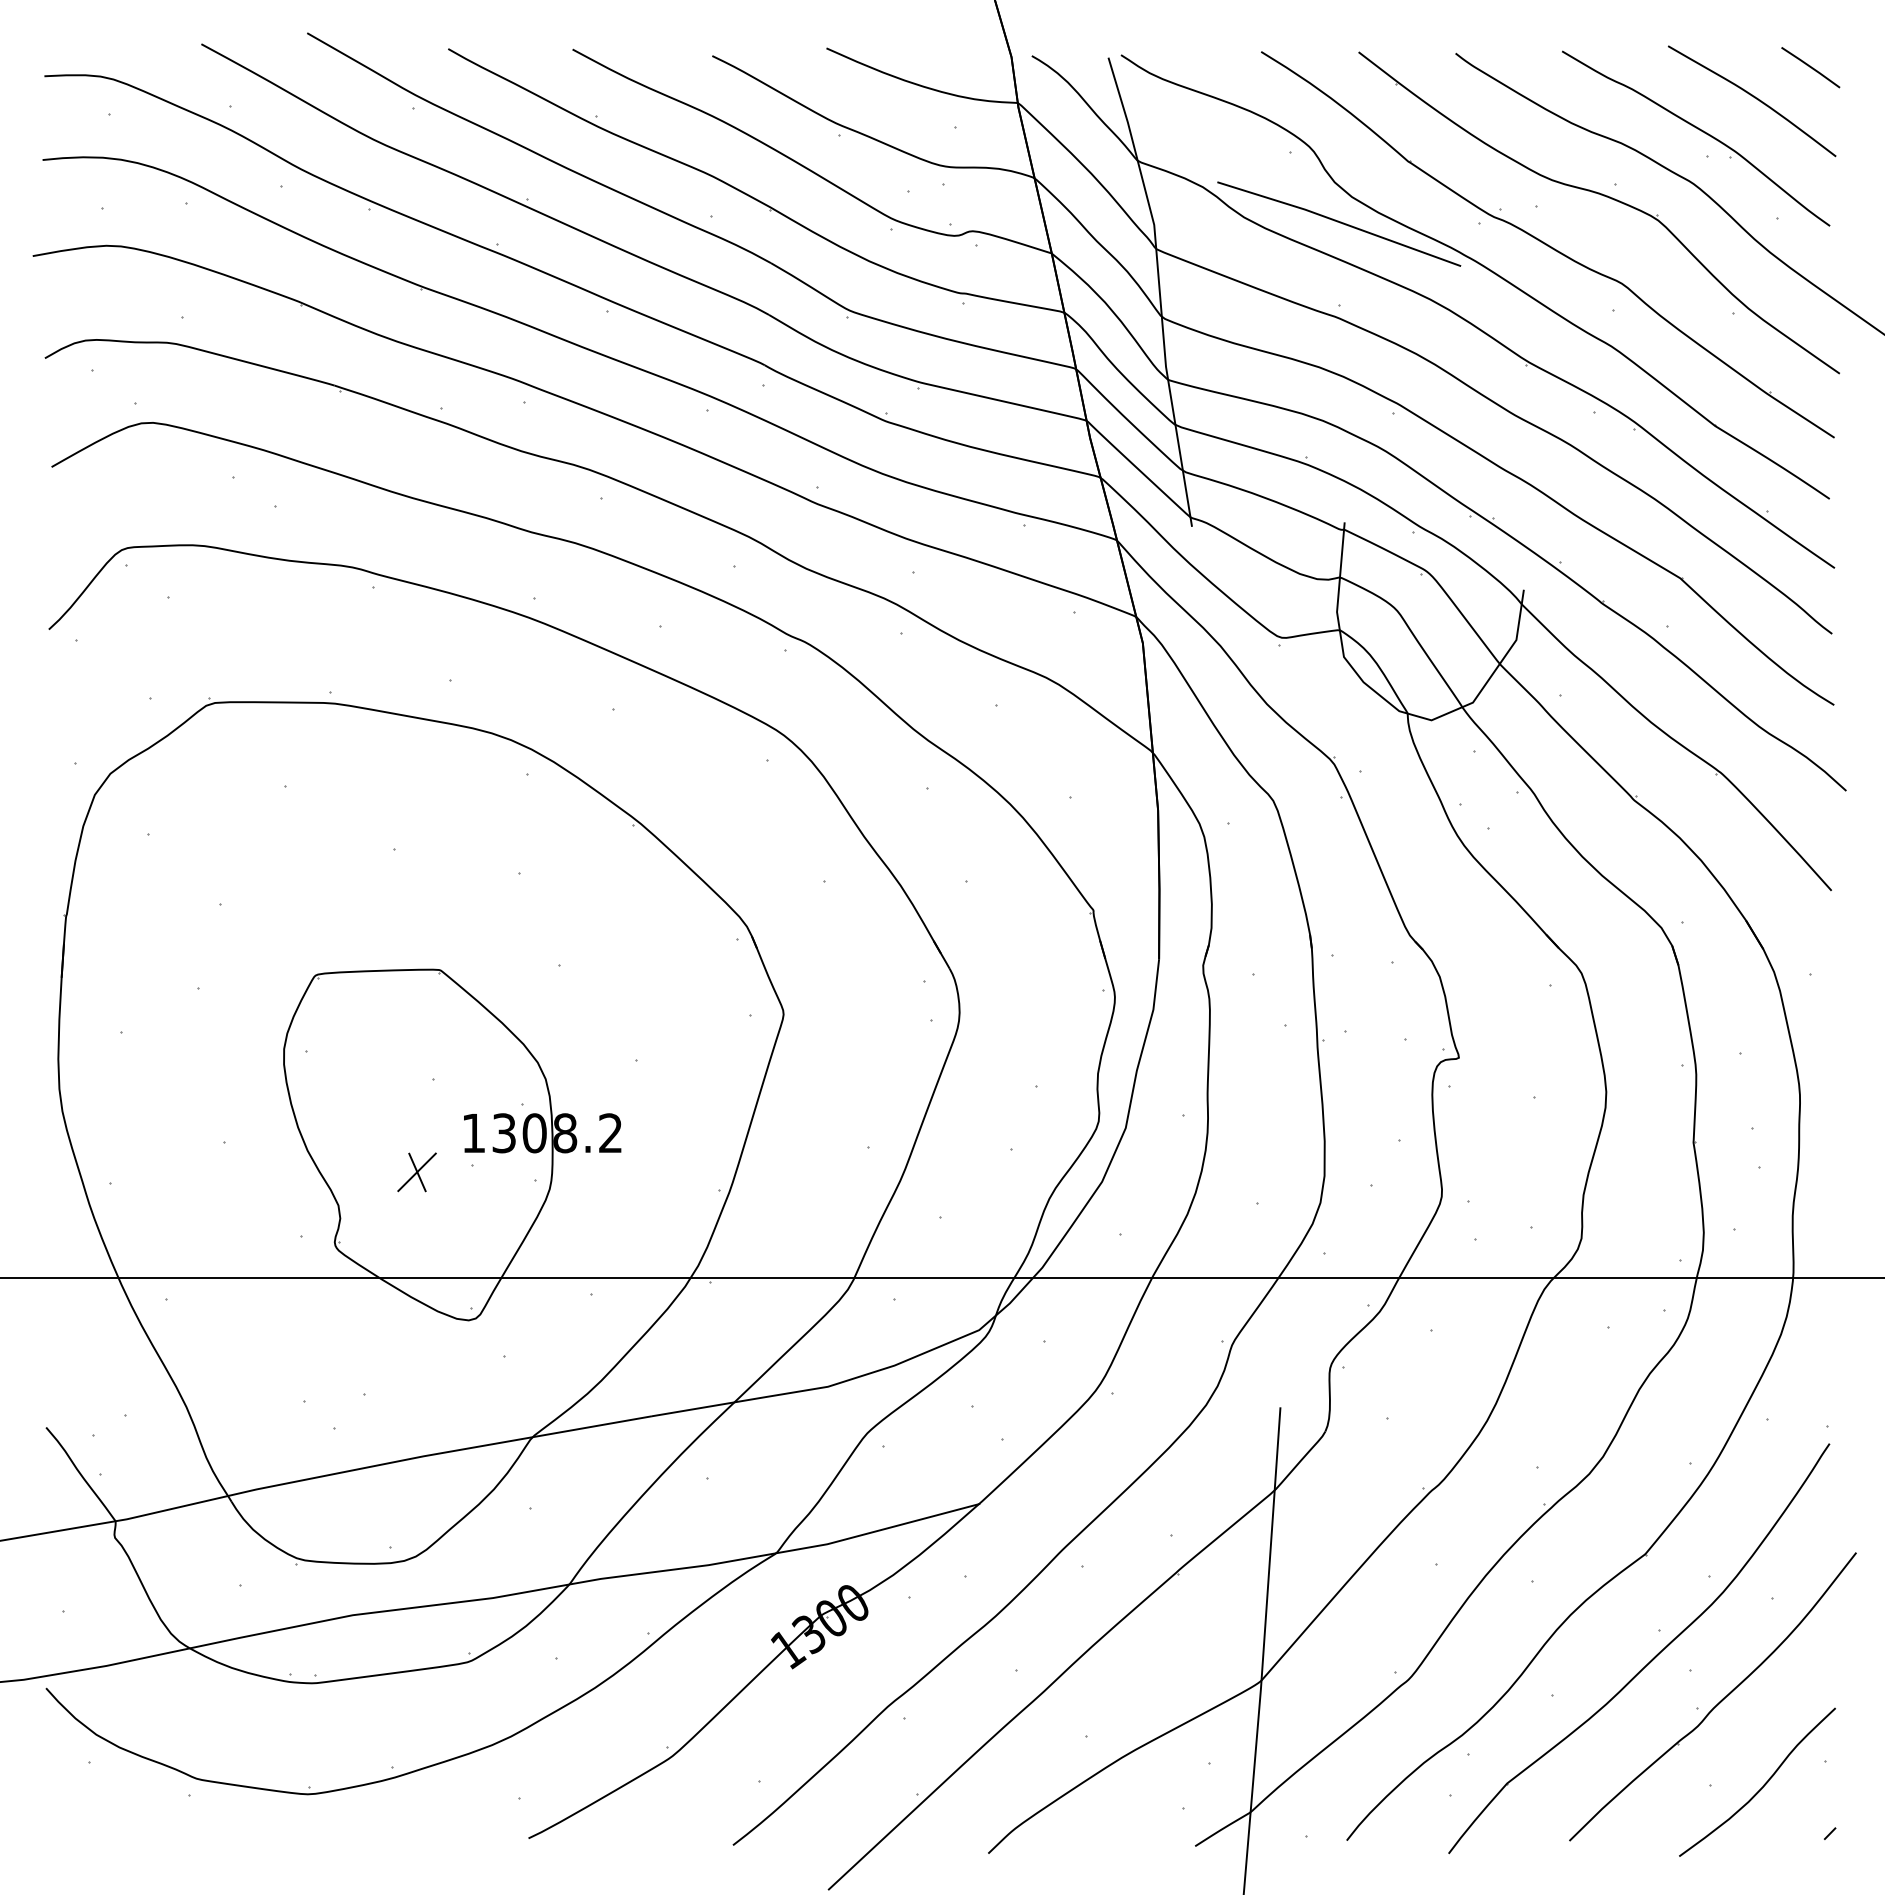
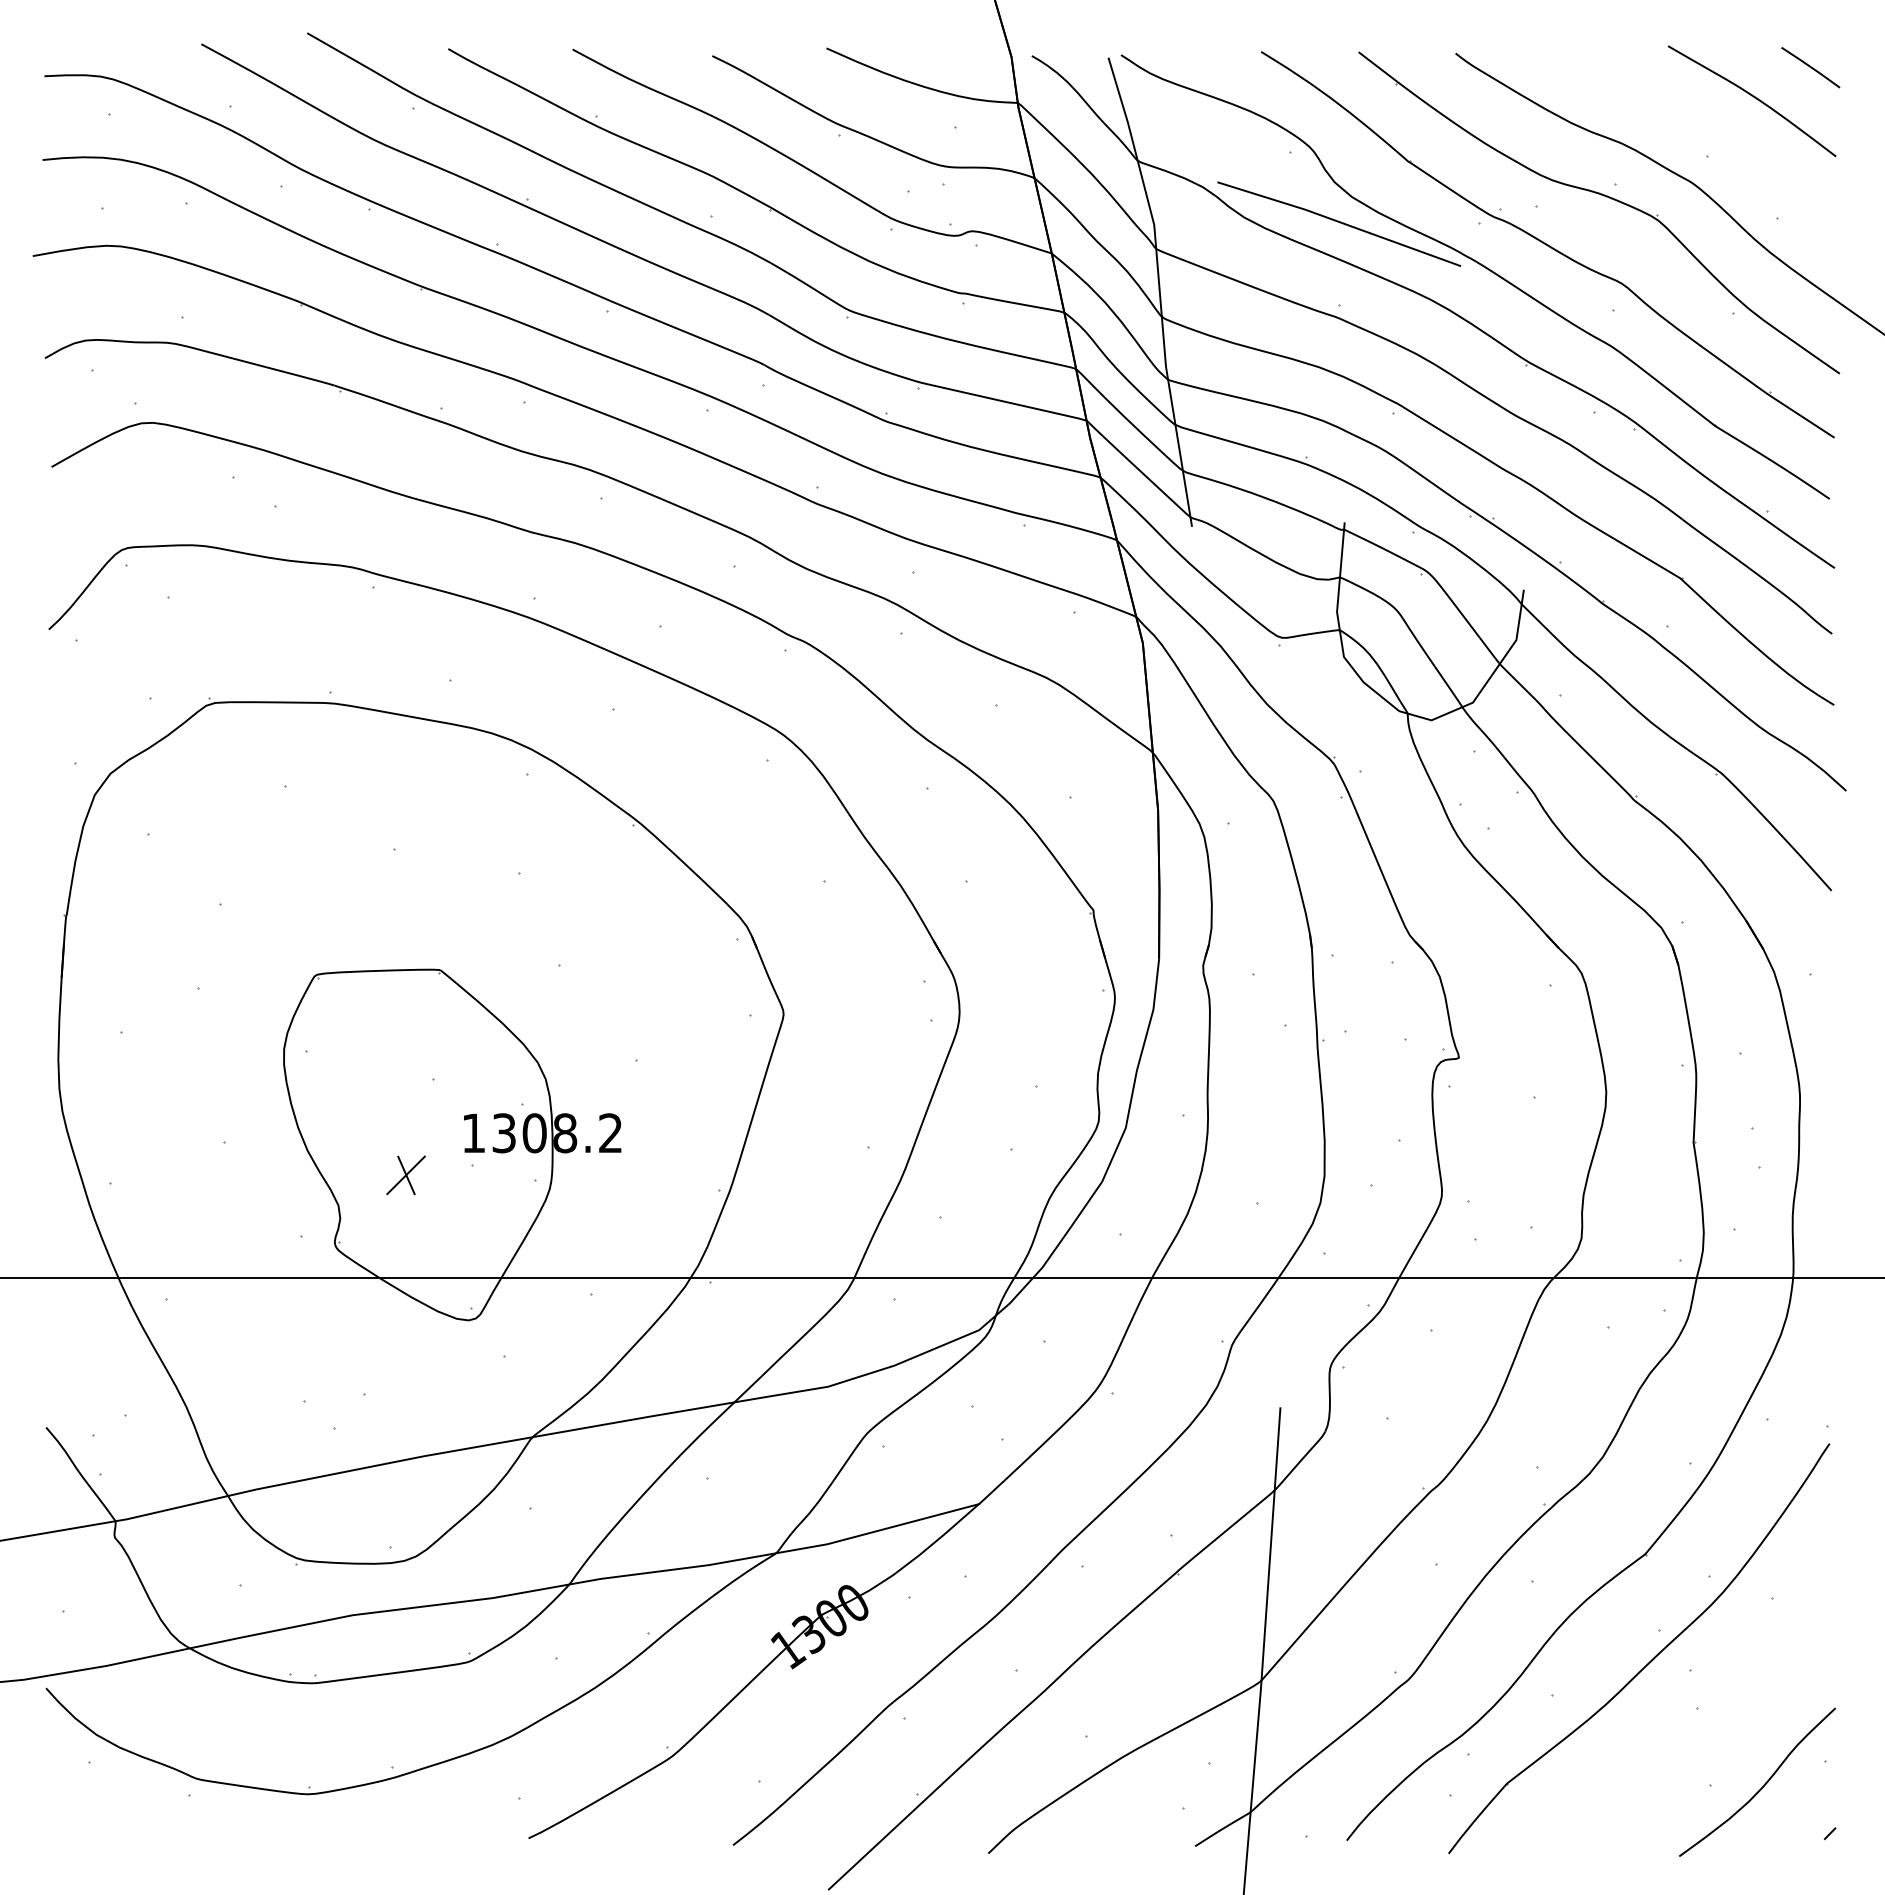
part: present -> none (1702, 132)
part position: (416, 1172) -> (405, 1175) (405, 1175)
part: present -> none (1718, 1702)
